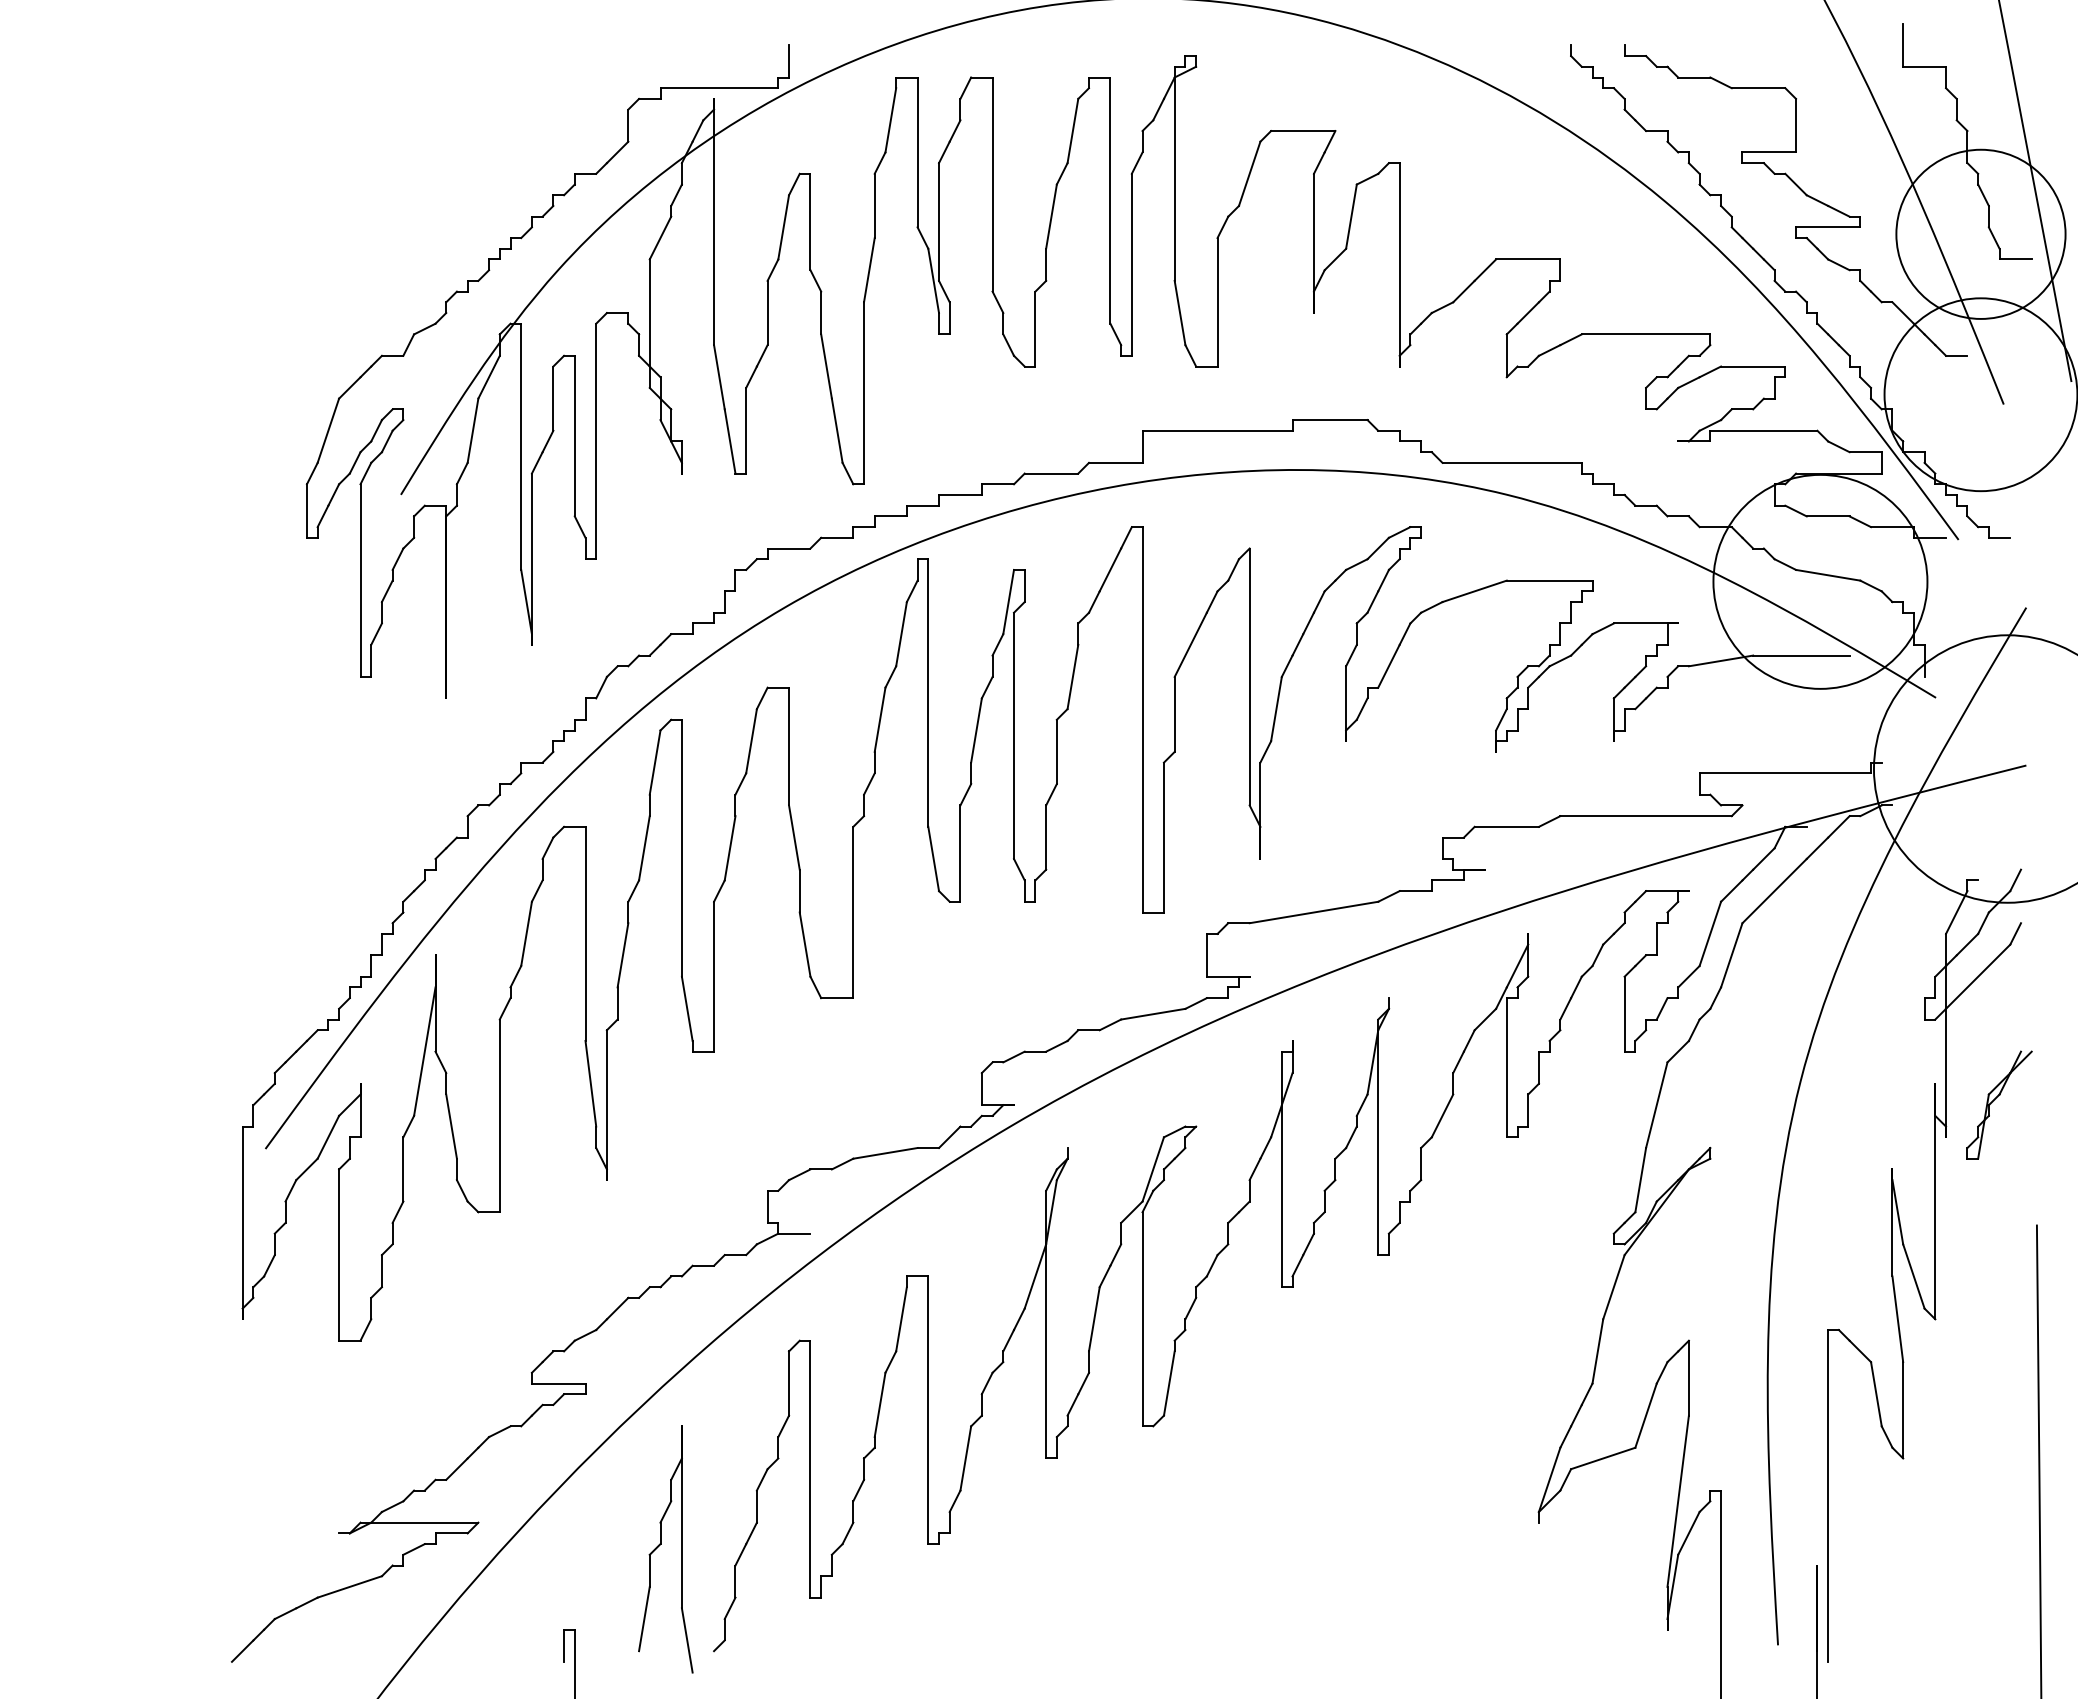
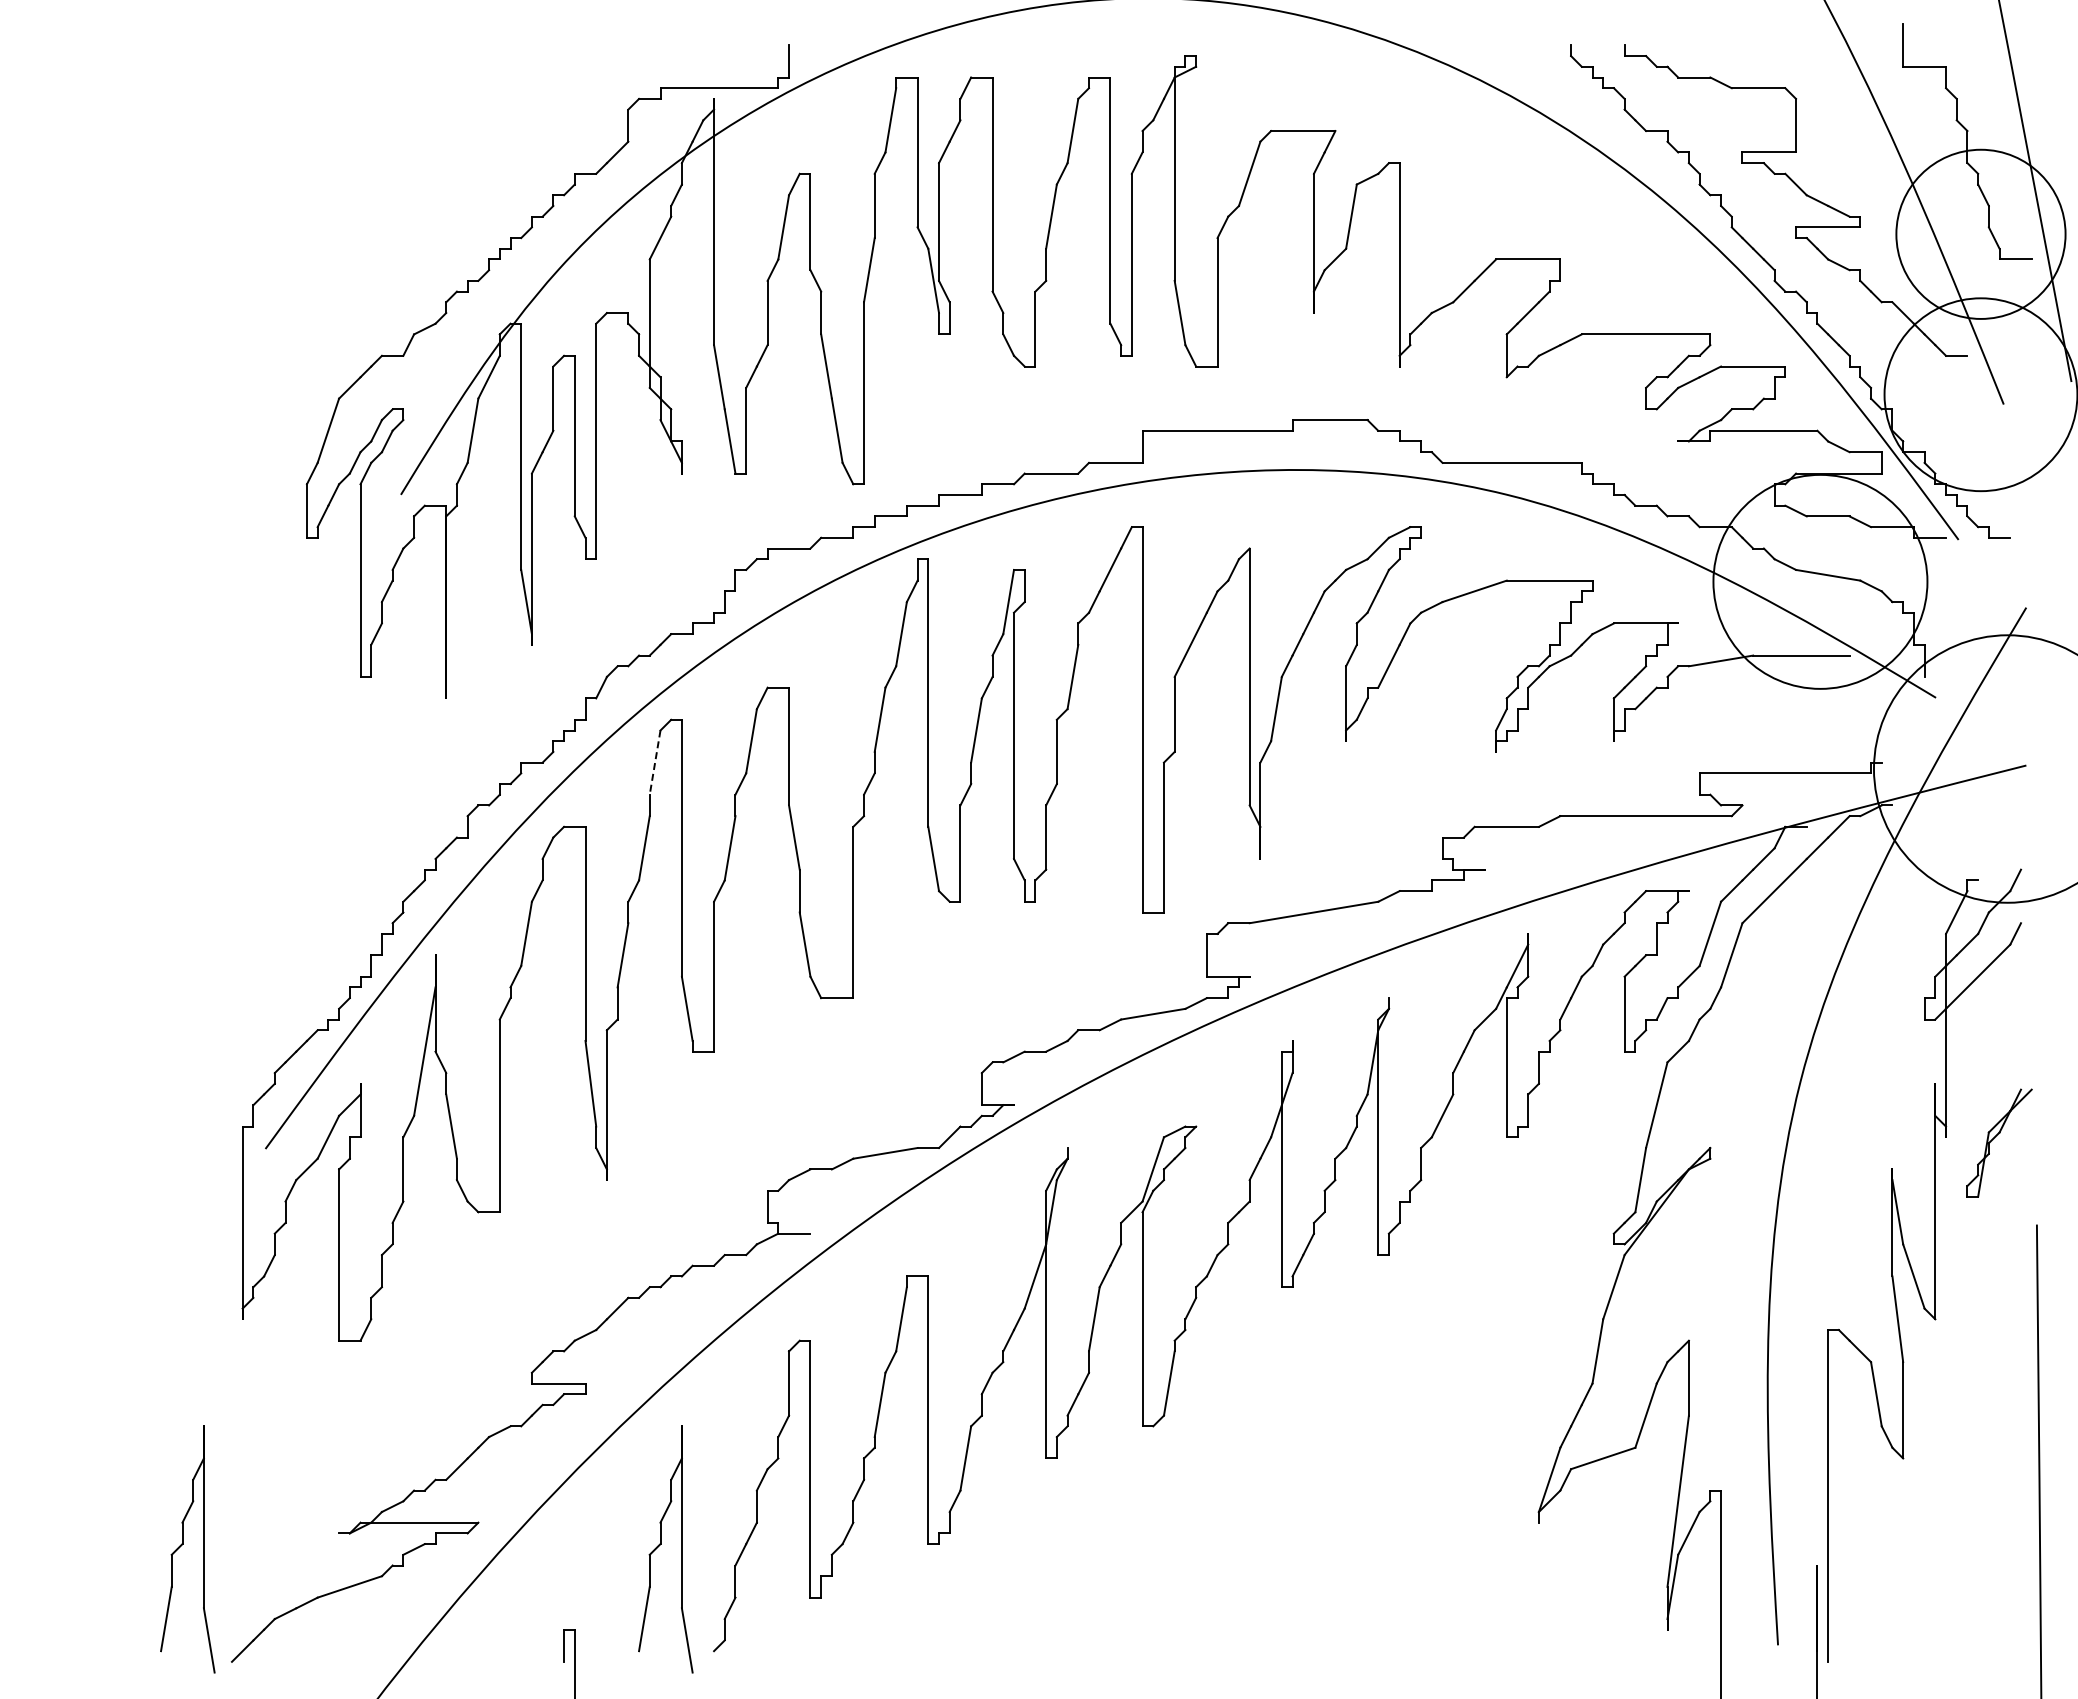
line: solid -> dashed (655, 762)
part position: (1995, 1099) -> (1995, 1137) (1995, 1137)
part: none -> present (183, 1544)
